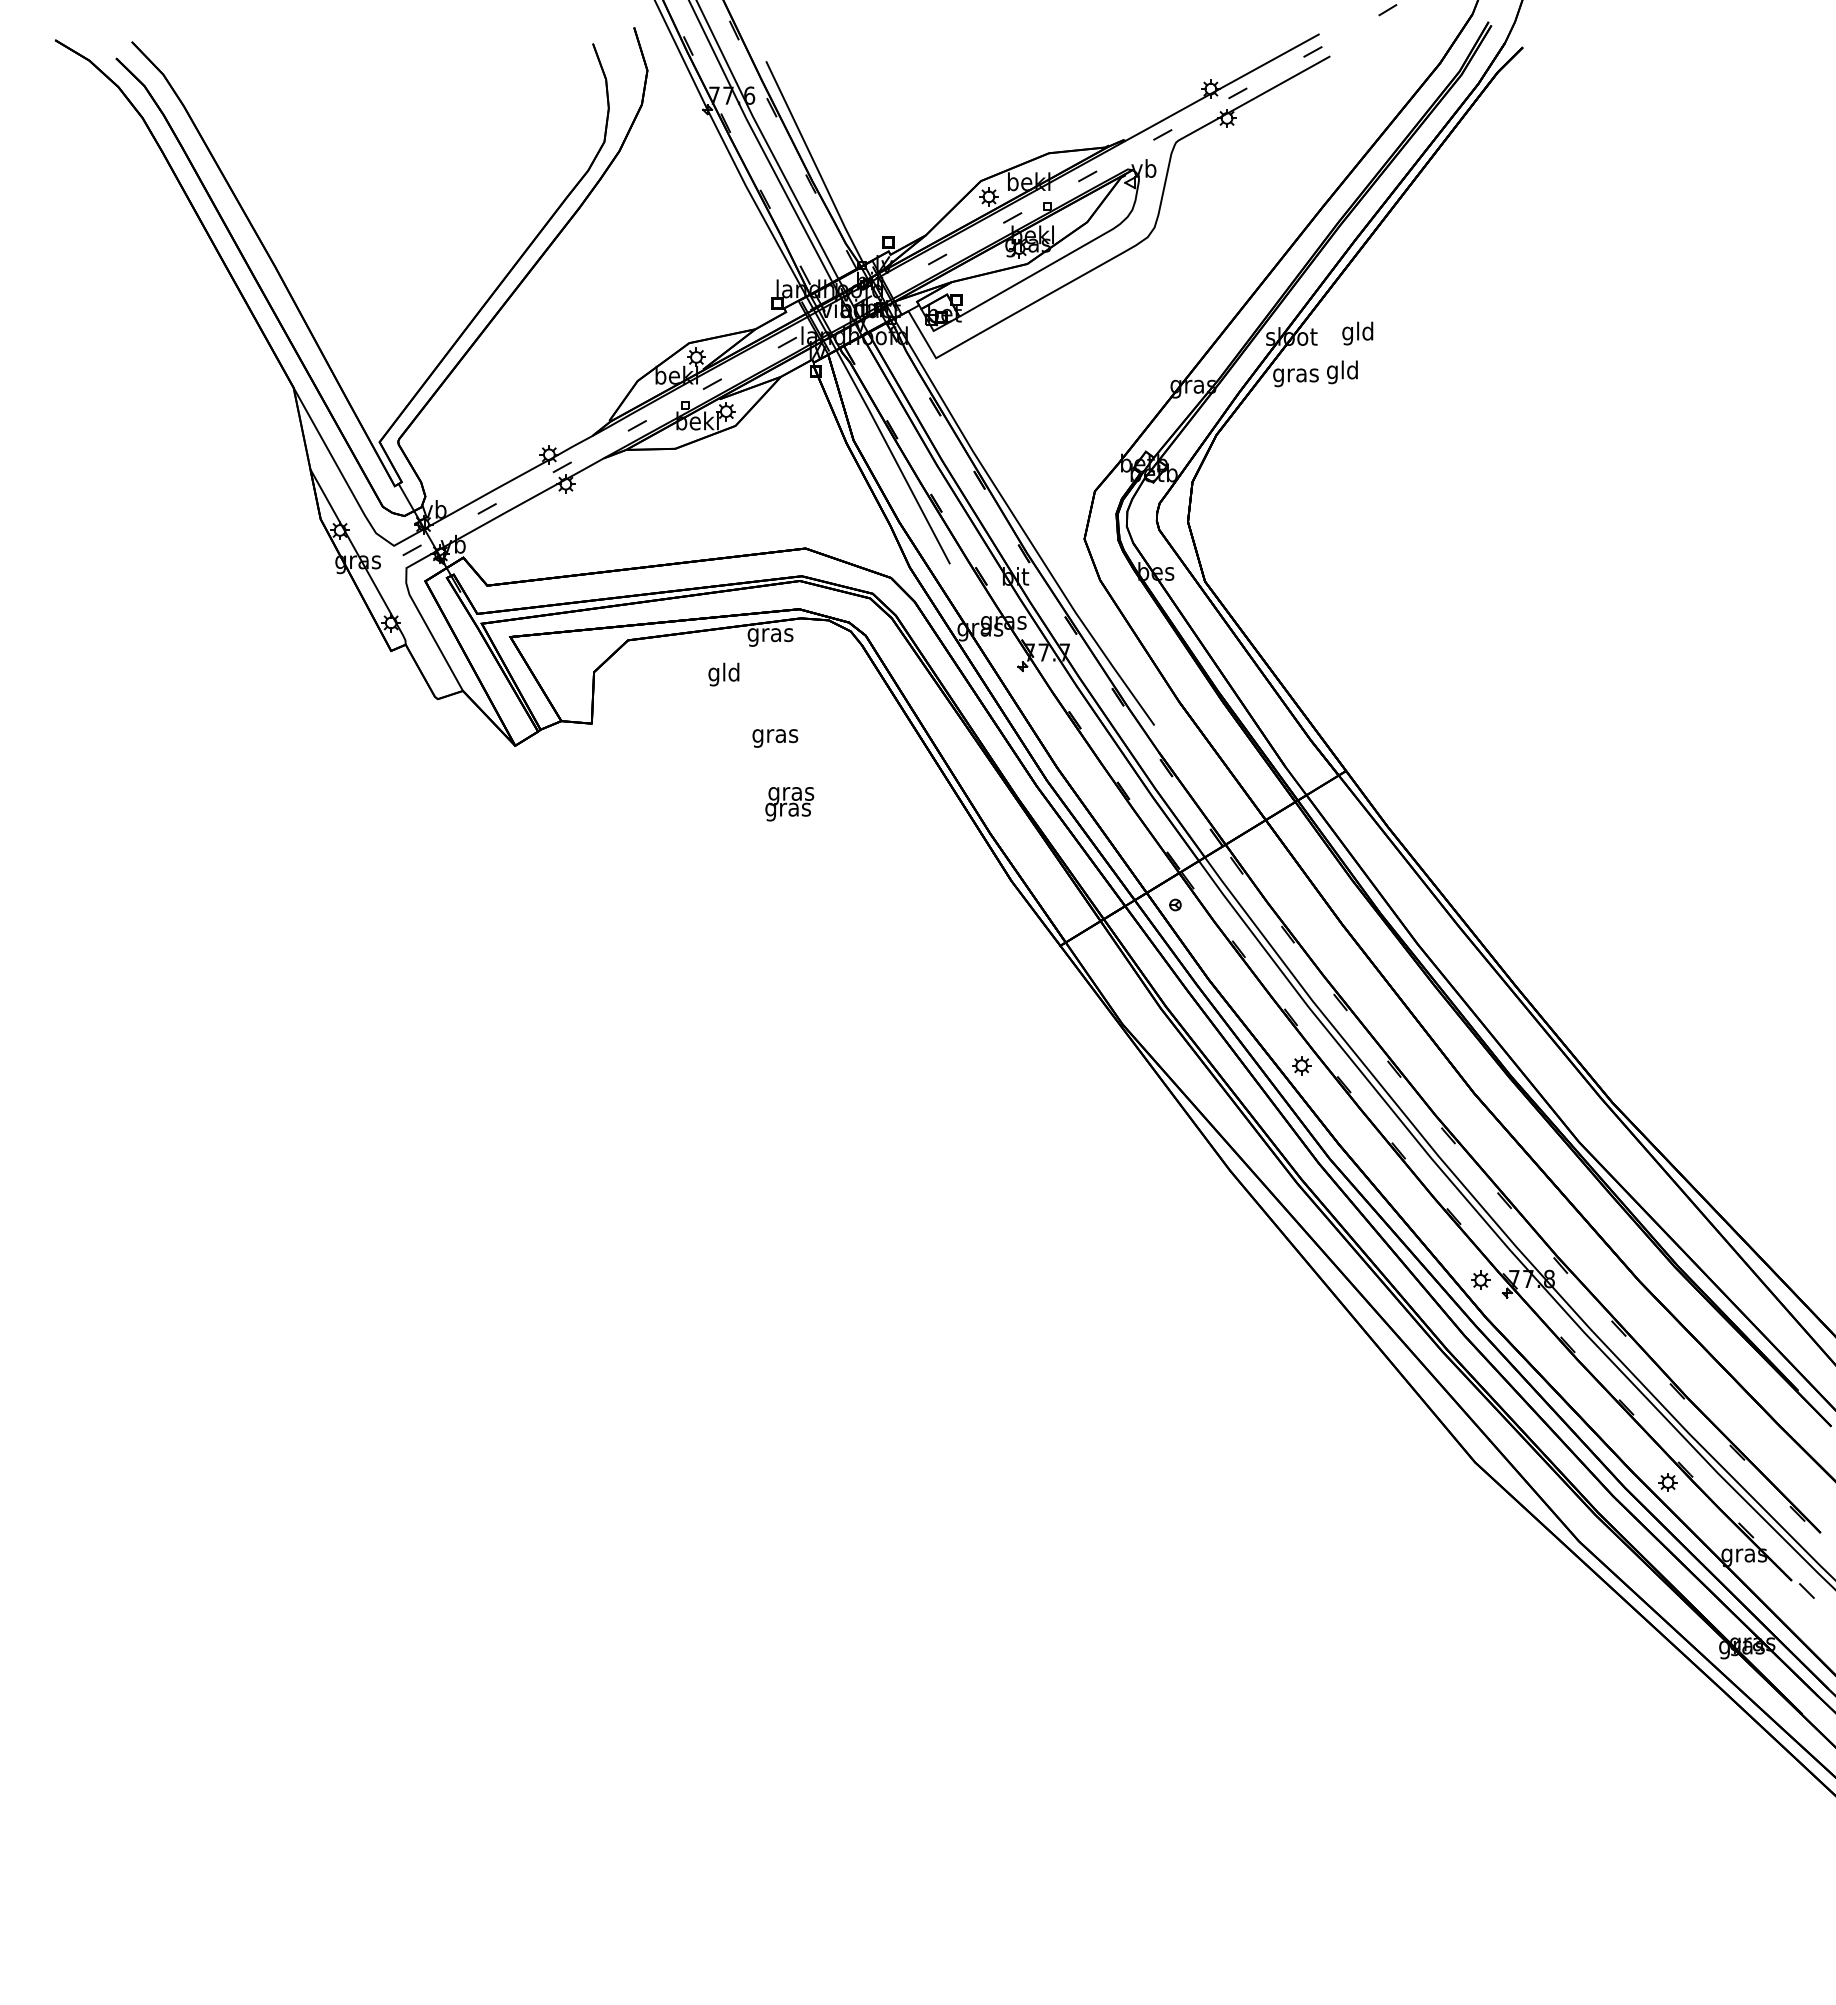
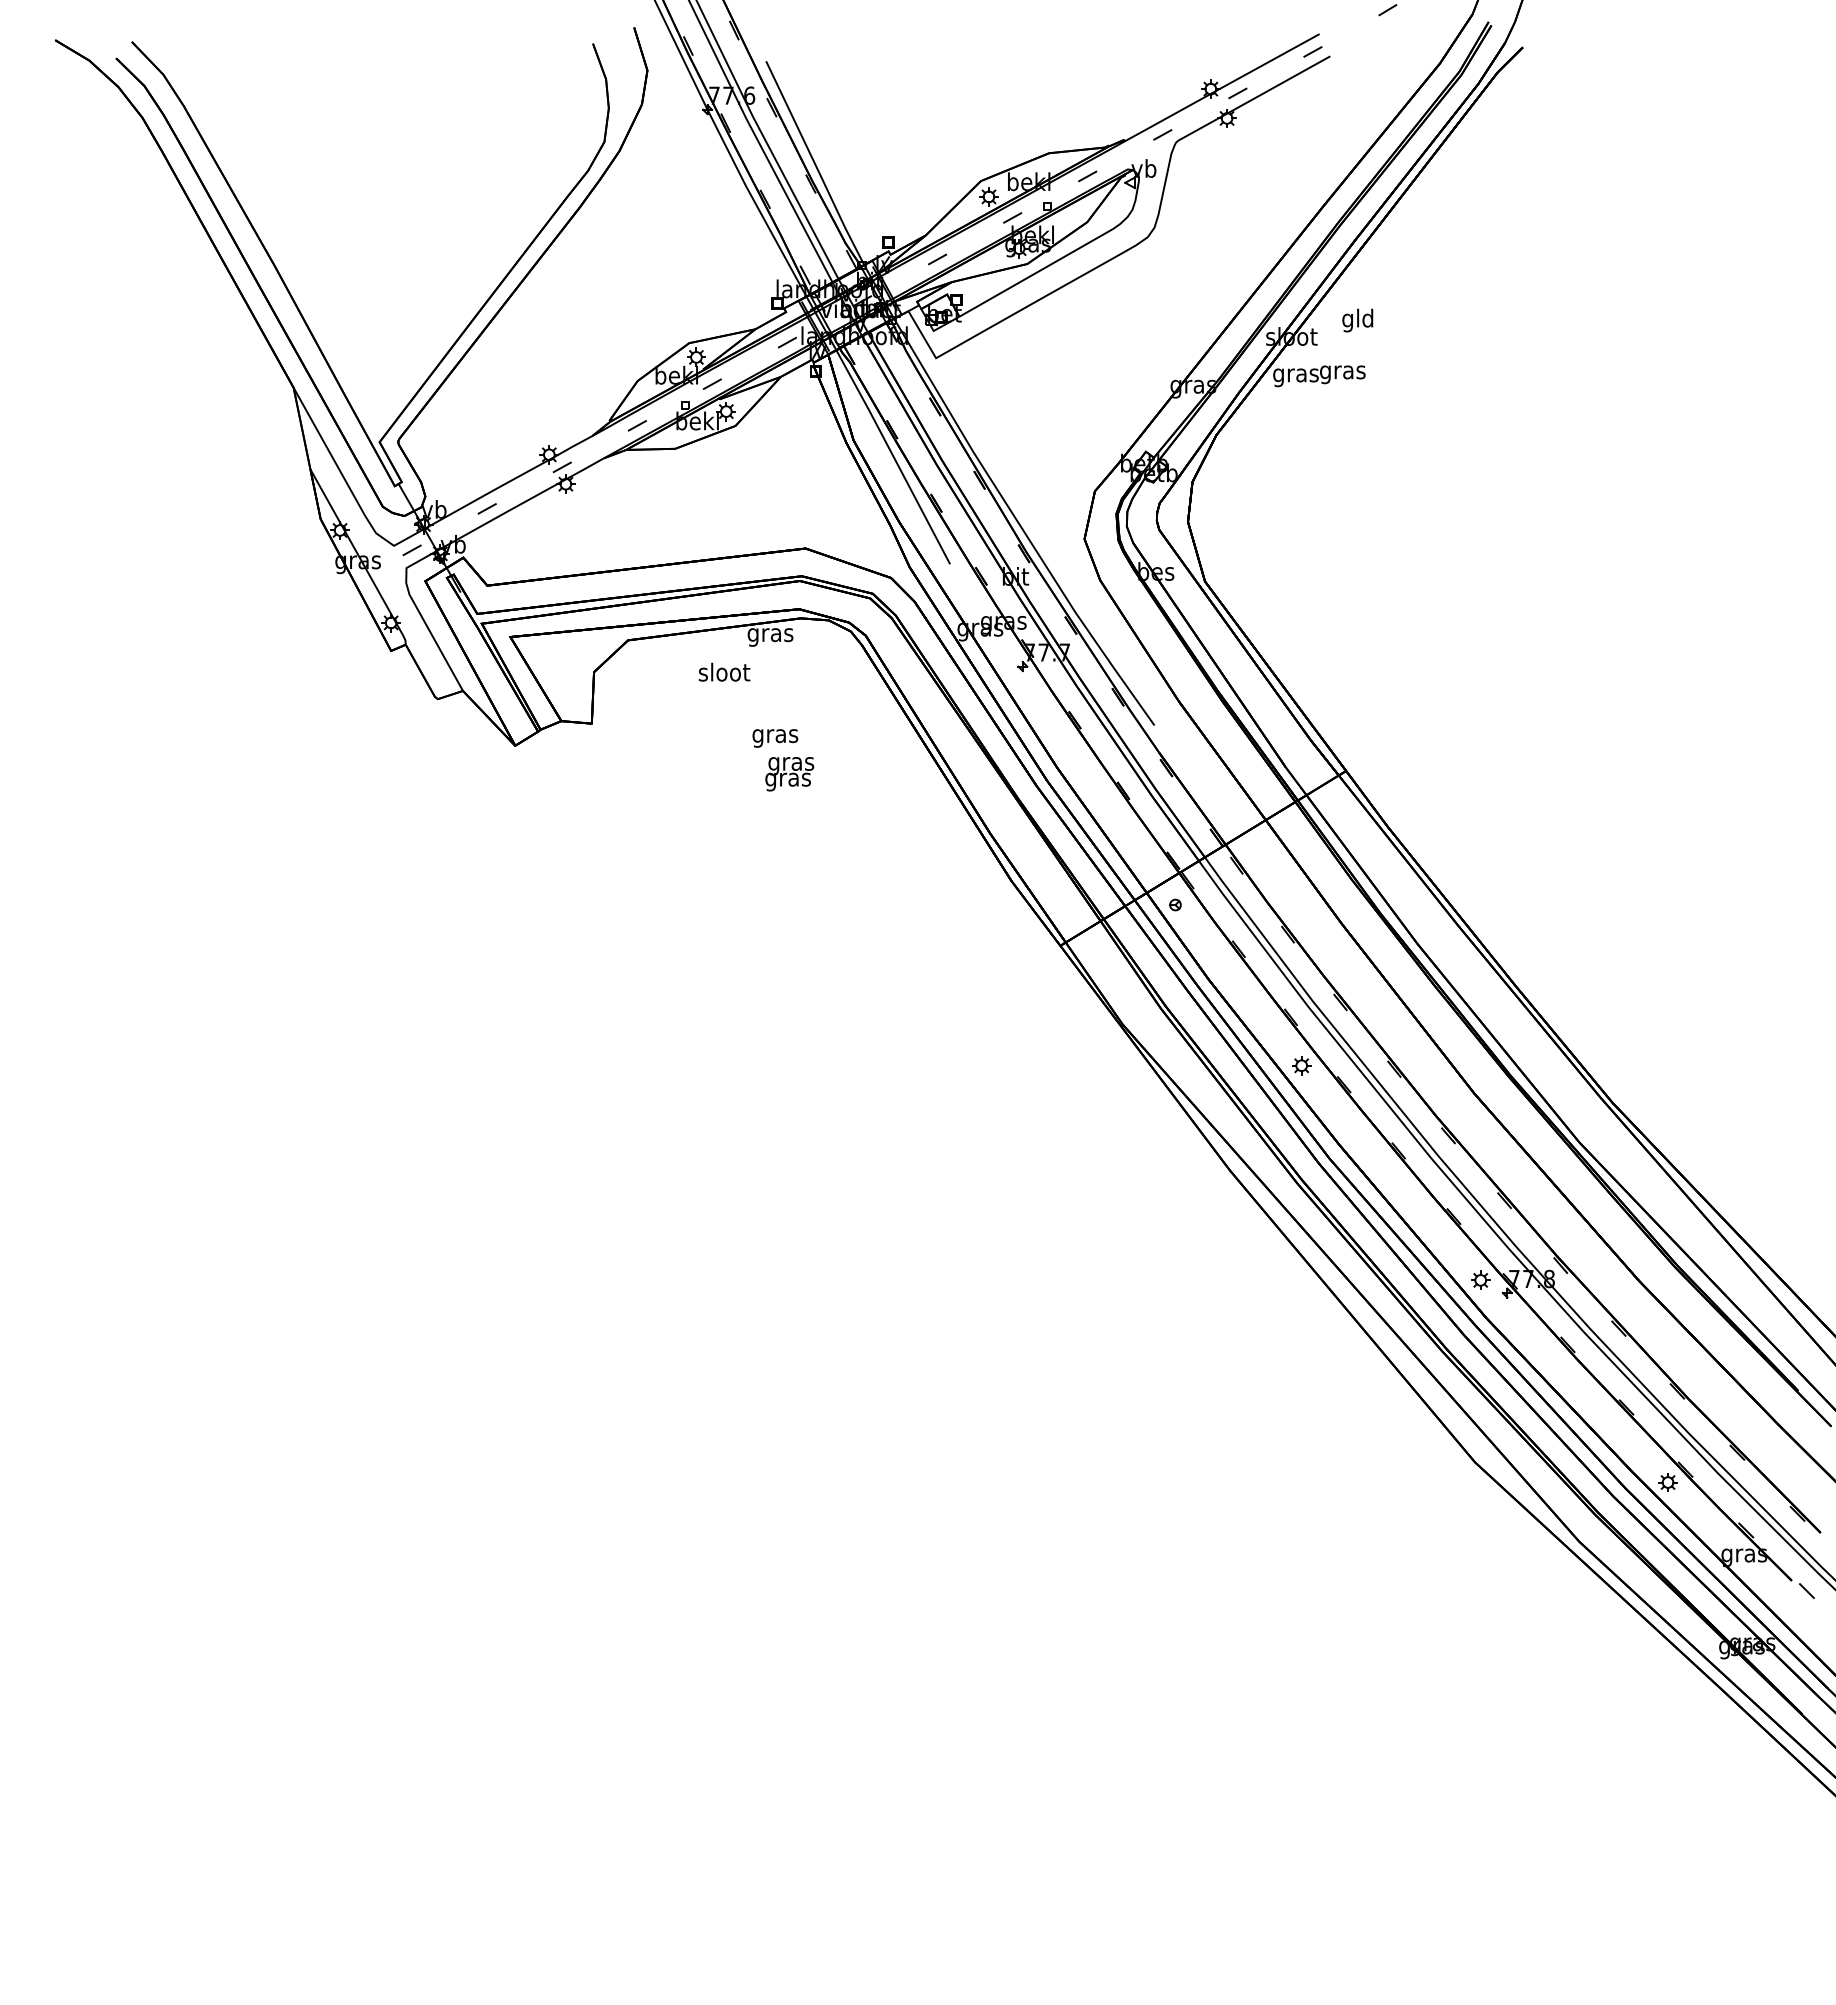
text position: (1357, 333) -> (1357, 320) (1357, 320)
text: gld -> gras (1342, 372)
text: gld -> sloot (724, 674)
text position: (789, 804) -> (789, 774) (789, 774)
